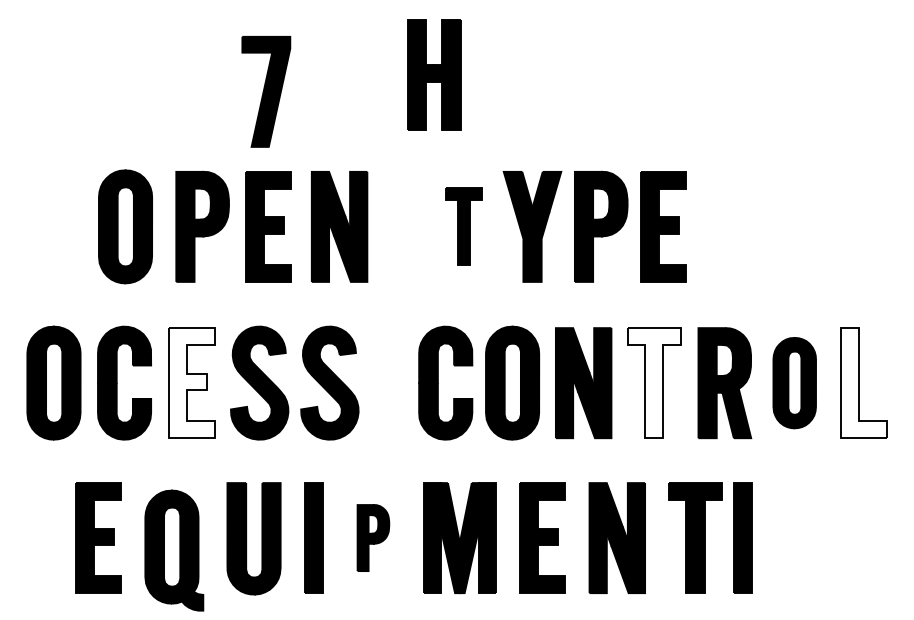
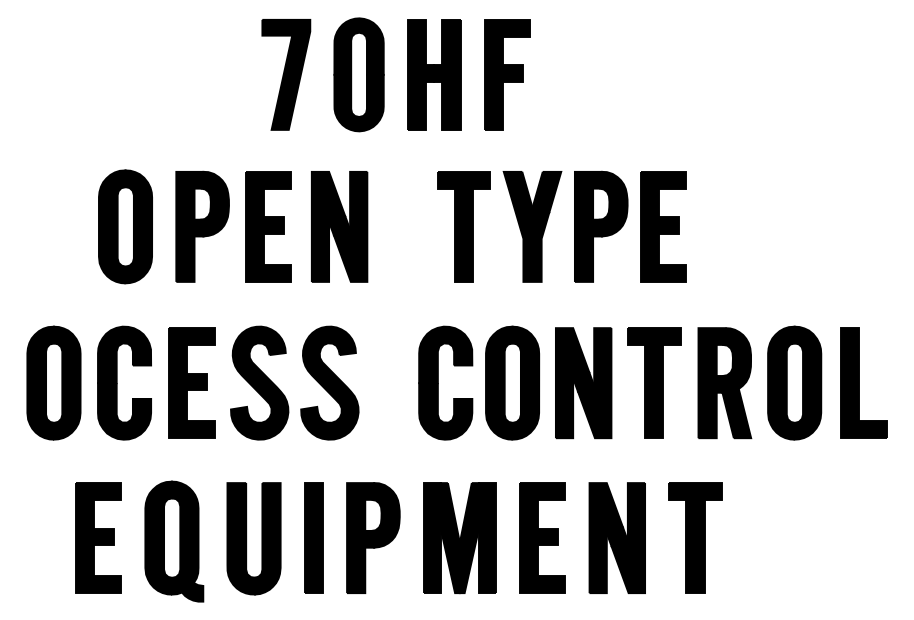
part: none -> present (358, 74)
part: none -> present (507, 74)
part position: (266, 91) -> (286, 74) (286, 74)
part size: 38x79 px -> 54x112 px (463, 226)
fill: none -> present (191, 383)
fill: none -> present (653, 383)
part size: 45x93 px -> 56x116 px (794, 382)
fill: none -> present (863, 383)
part size: 35x68 px -> 55x112 px (373, 537)
part: present -> none (742, 537)
part position: (174, 550) -> (174, 541) (174, 541)
